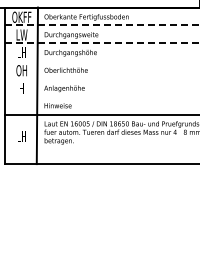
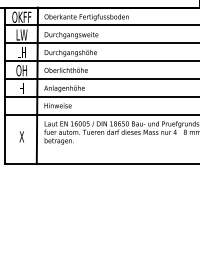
line: dashed -> solid (102, 25)
line: dashed -> solid (102, 43)
line: none -> present (100, 61)
line: none -> present (100, 78)
line: none -> present (100, 96)
text: LH -> X (21, 136)
